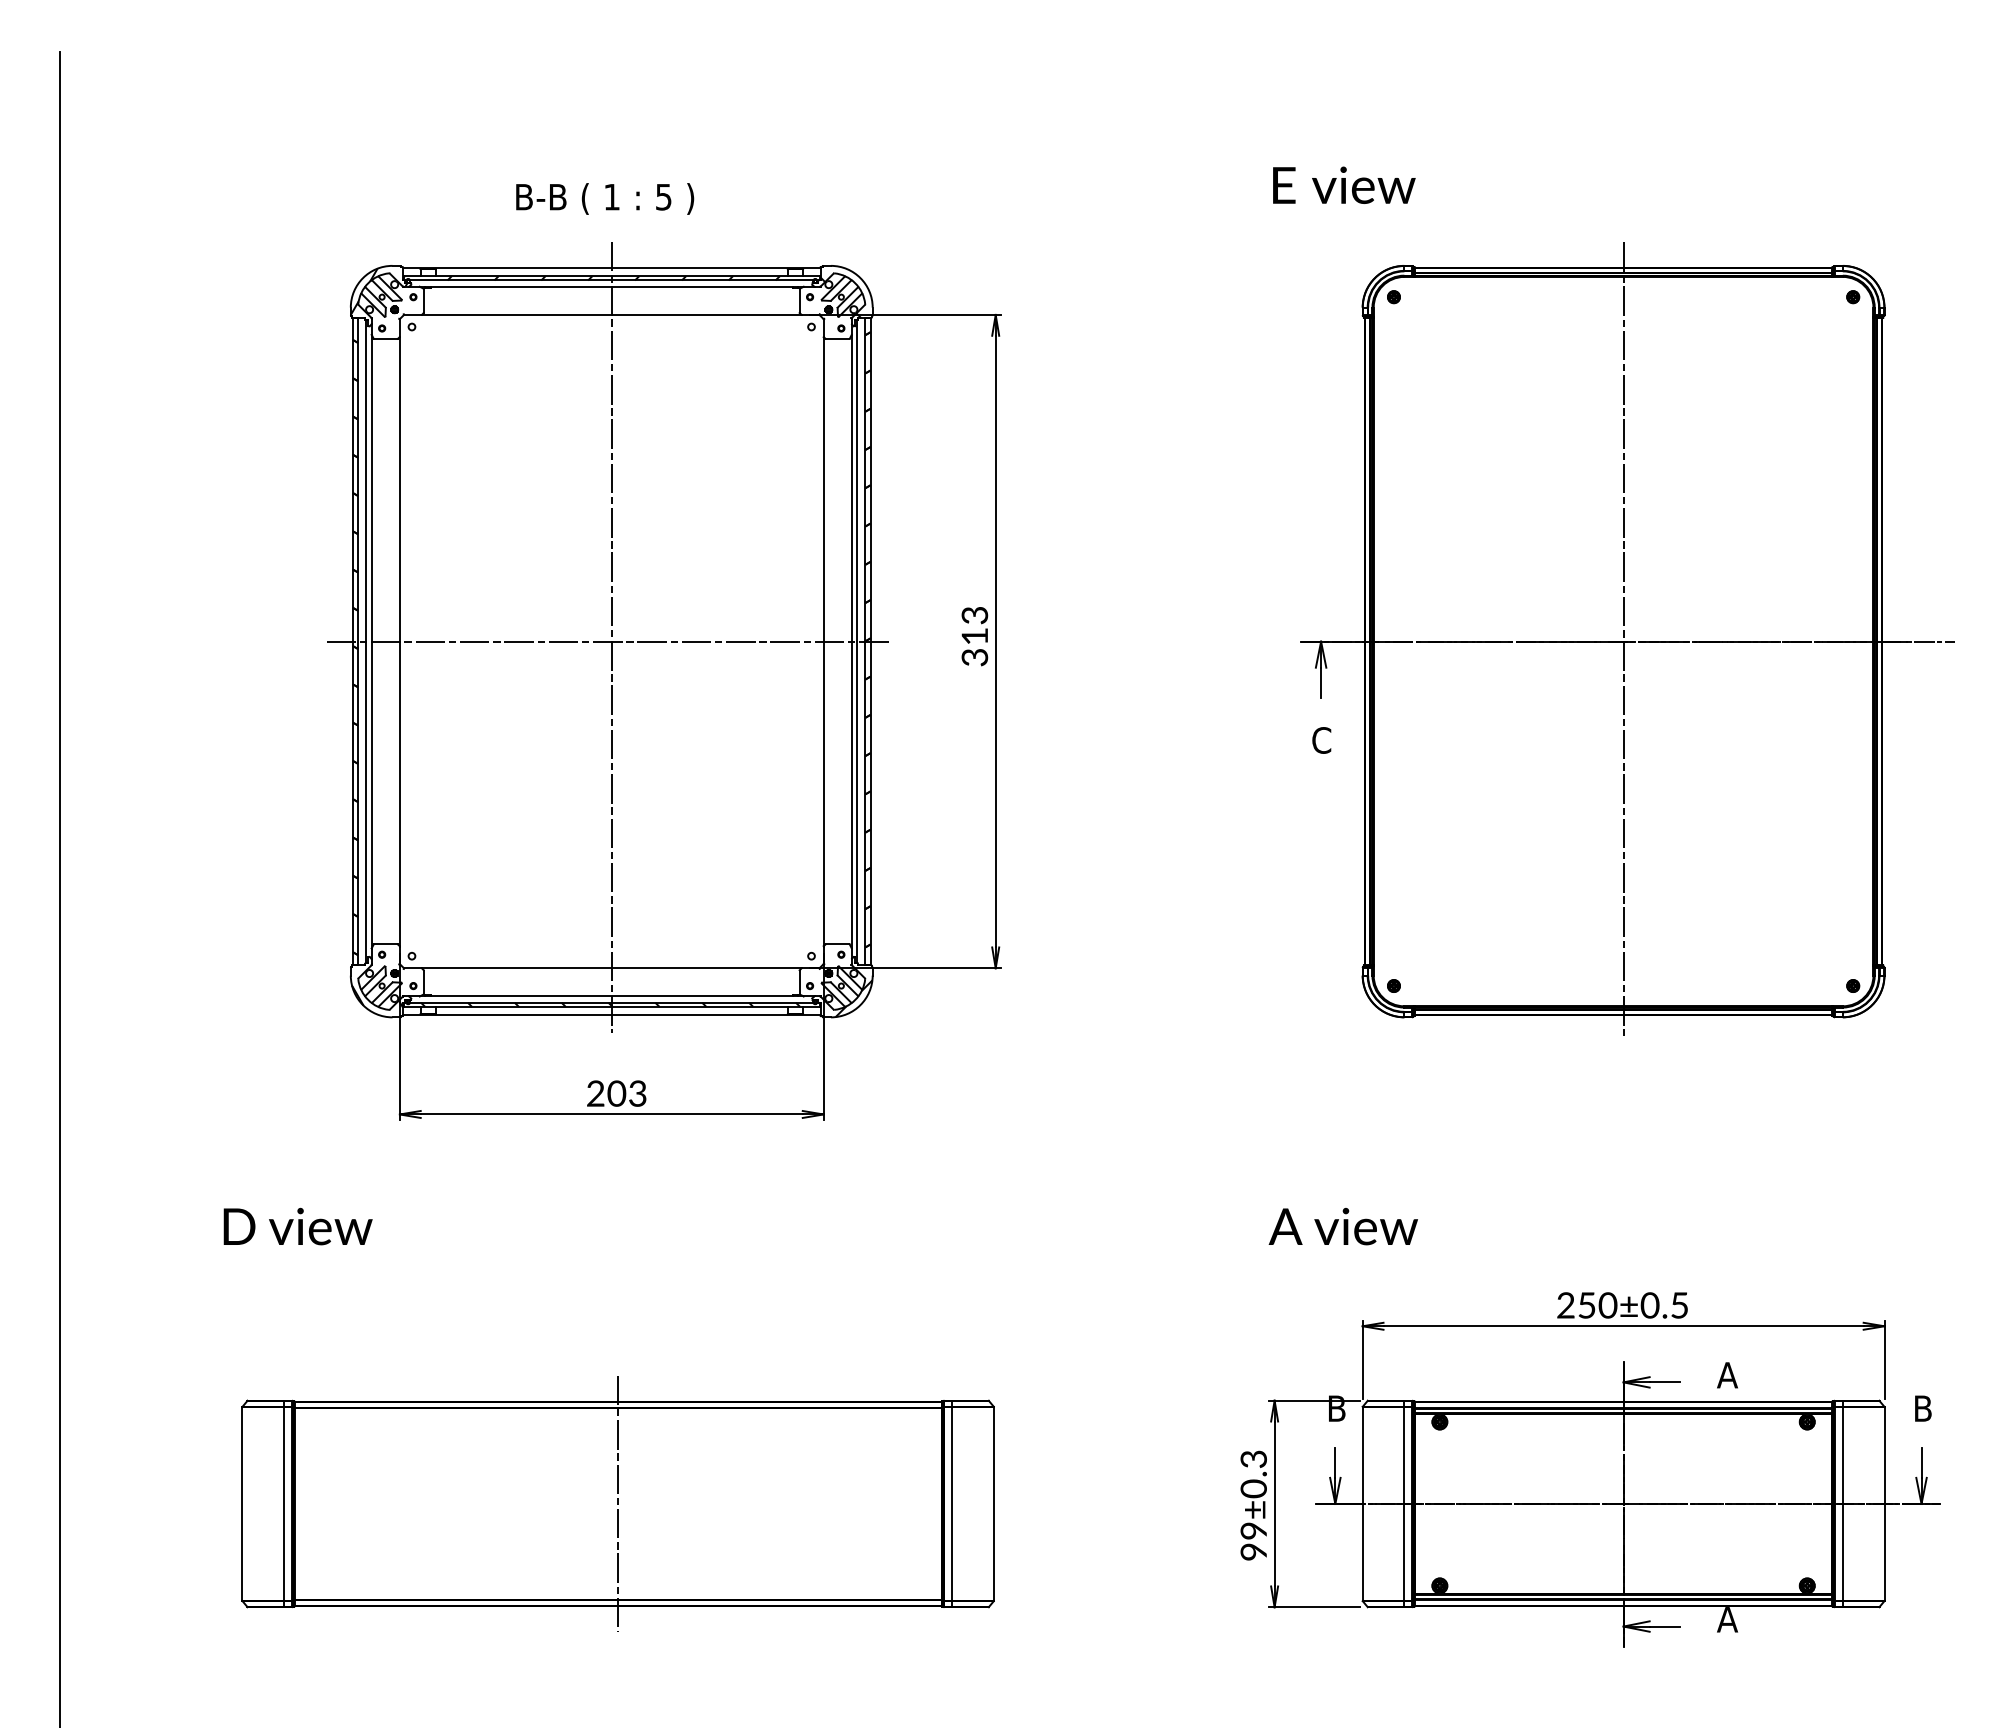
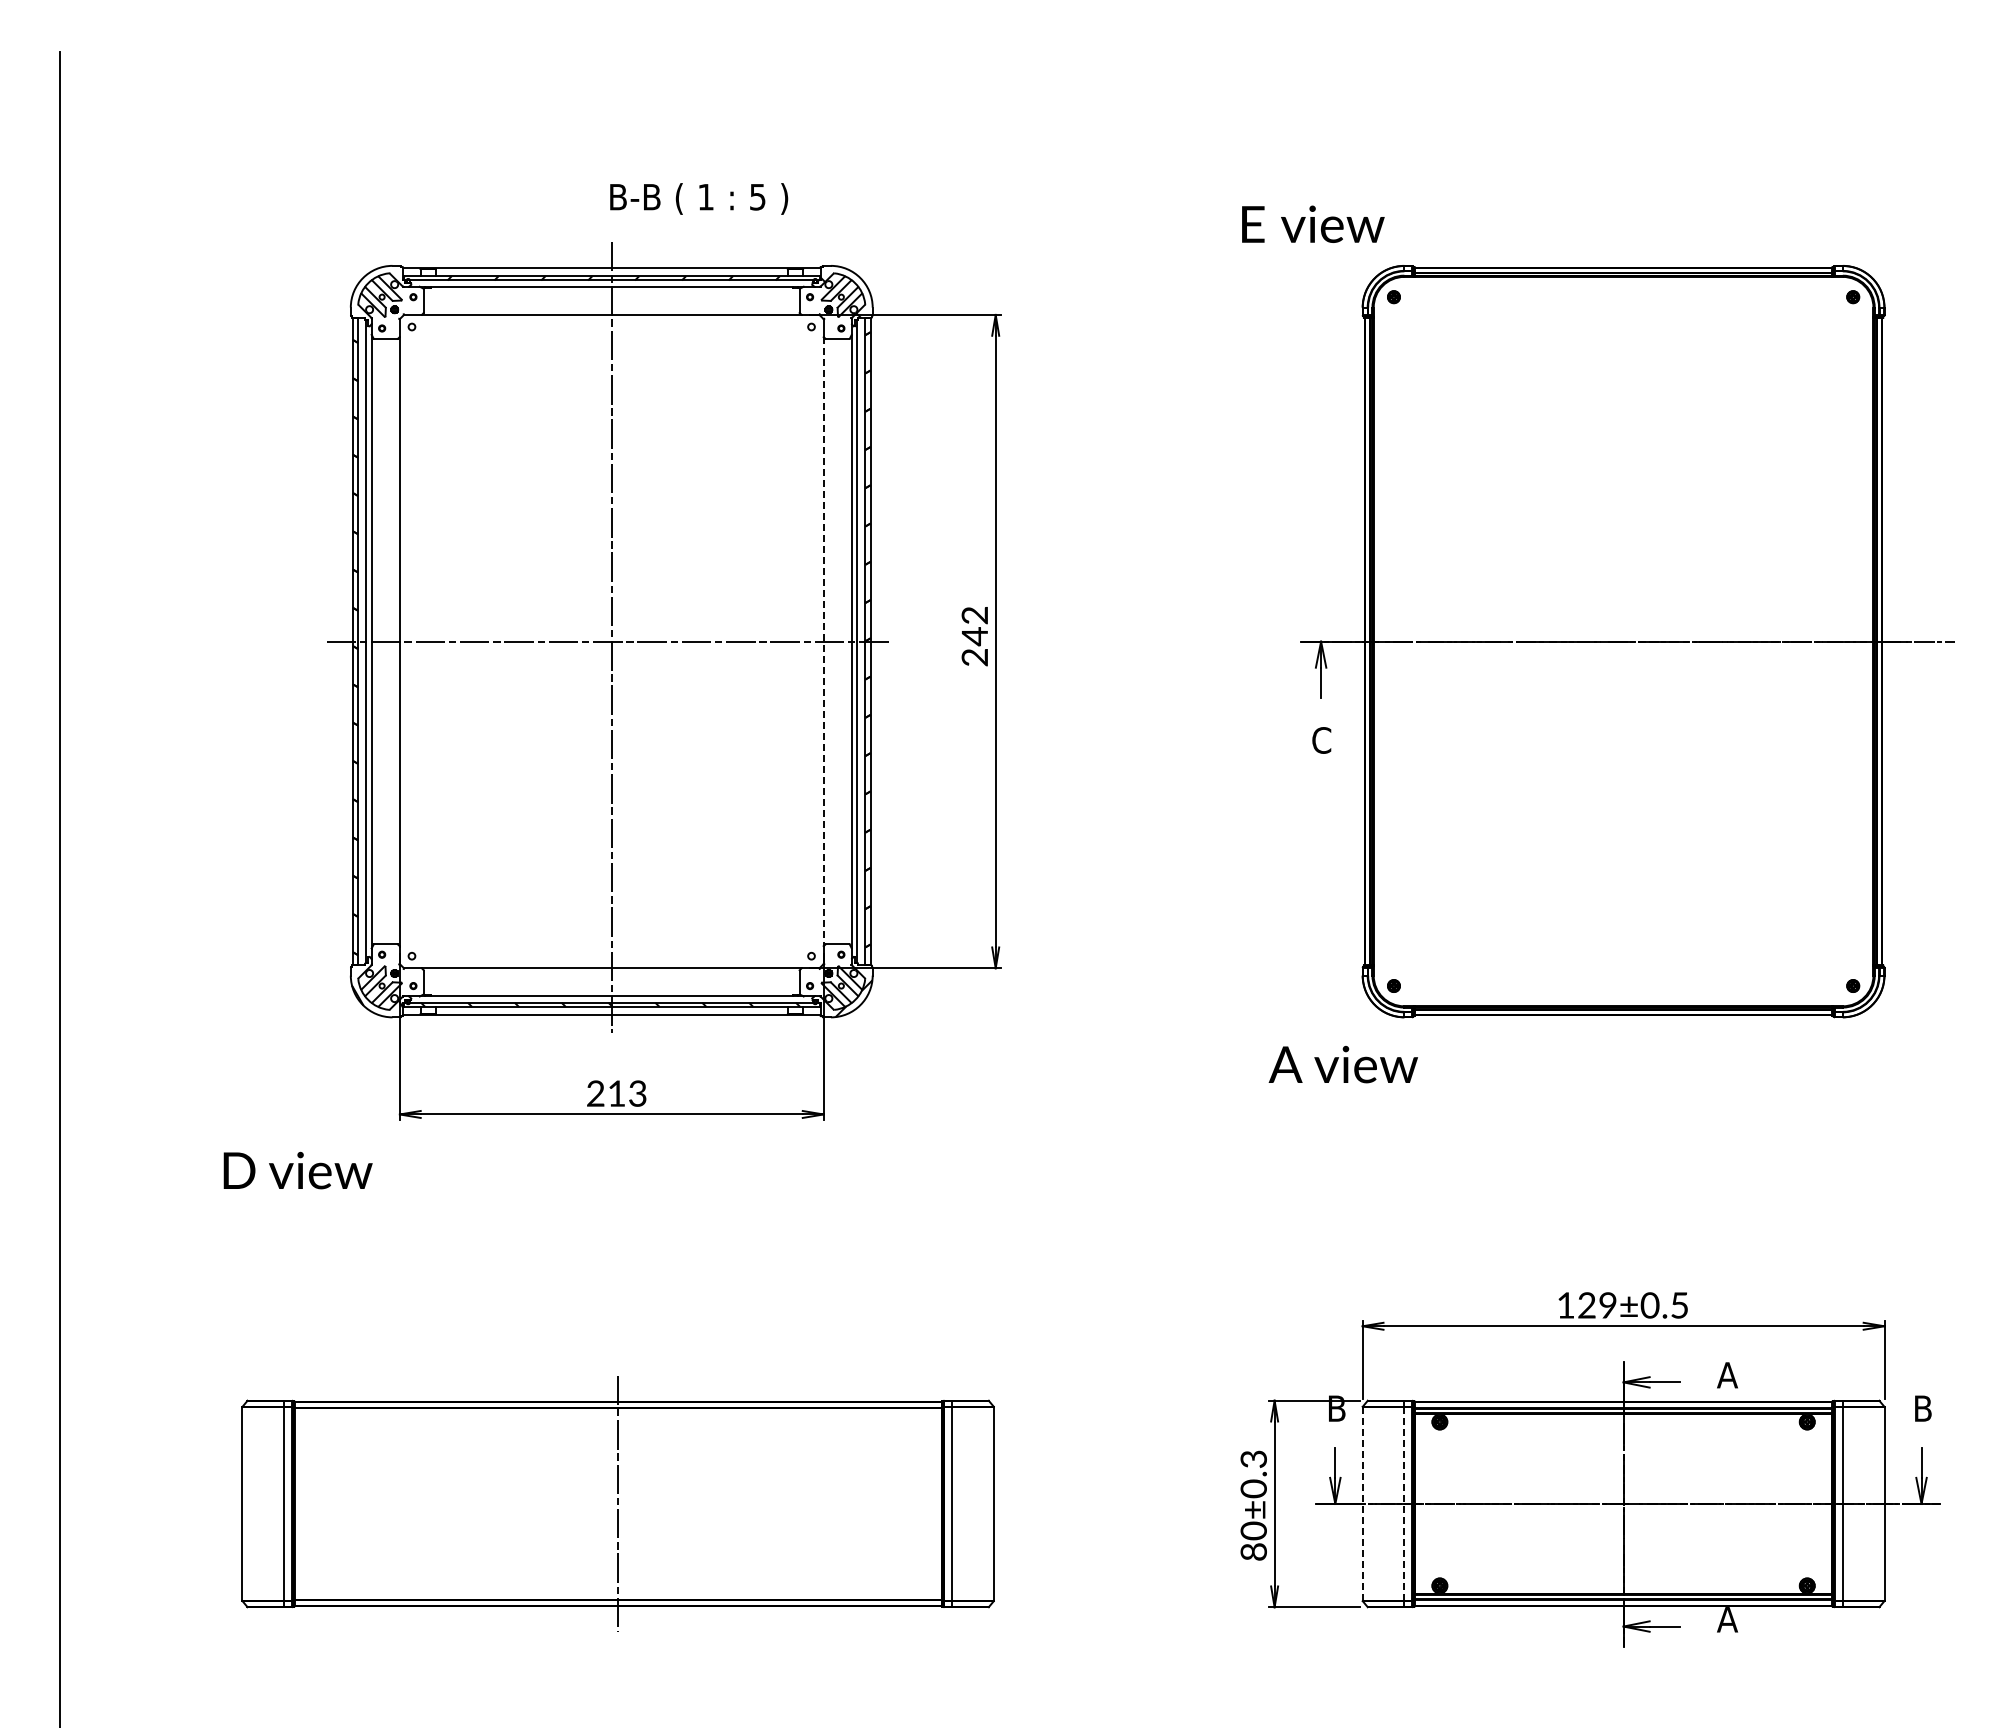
text position: (1344, 184) -> (1313, 223) (1313, 223)
text position: (605, 198) -> (699, 198) (699, 198)
hatch: present -> none (378, 291)
text: 313 -> 242 (974, 636)
line: present -> none (1623, 638)
line: solid -> dashed (823, 641)
text: 203 -> 213 (616, 1093)
text position: (297, 1226) -> (297, 1170) (297, 1170)
text position: (1342, 1226) -> (1342, 1064) (1342, 1064)
text: 250±0.5 -> 129±0.5 (1587, 1305)
line: solid -> dashed (1362, 1503)
line: solid -> dashed (1404, 1503)
text: 99±0.3 -> 80±0.3 (1253, 1540)
